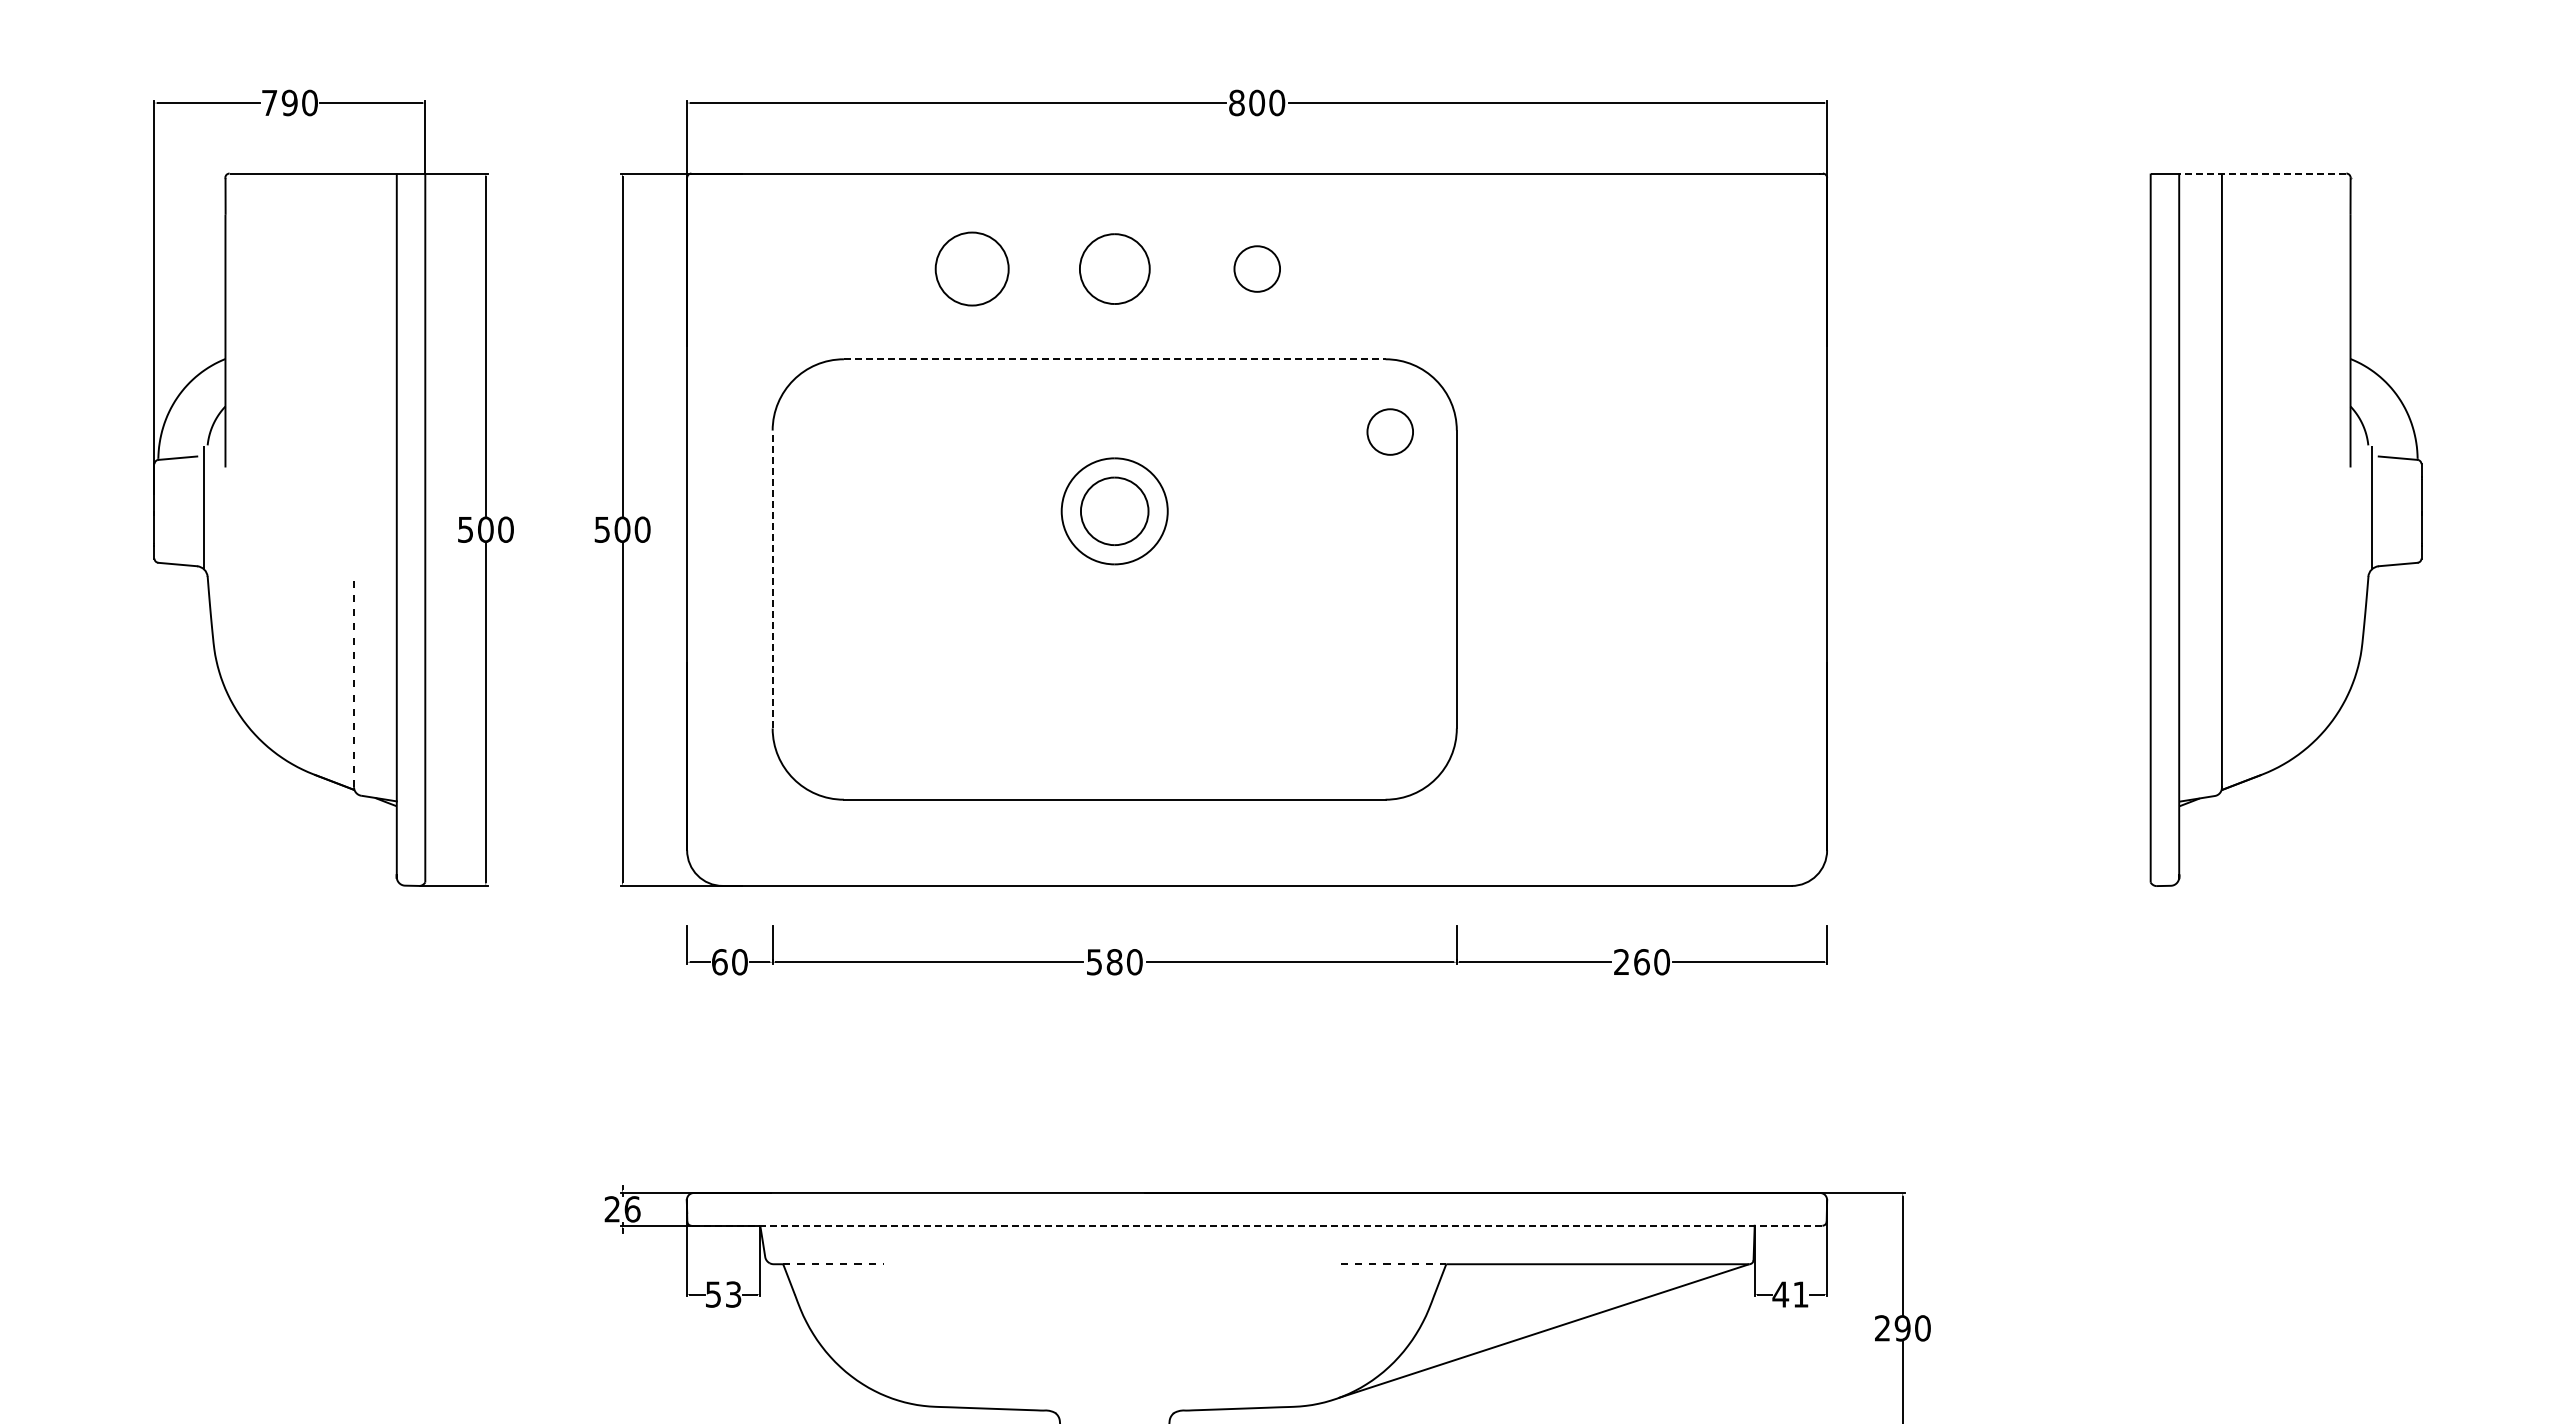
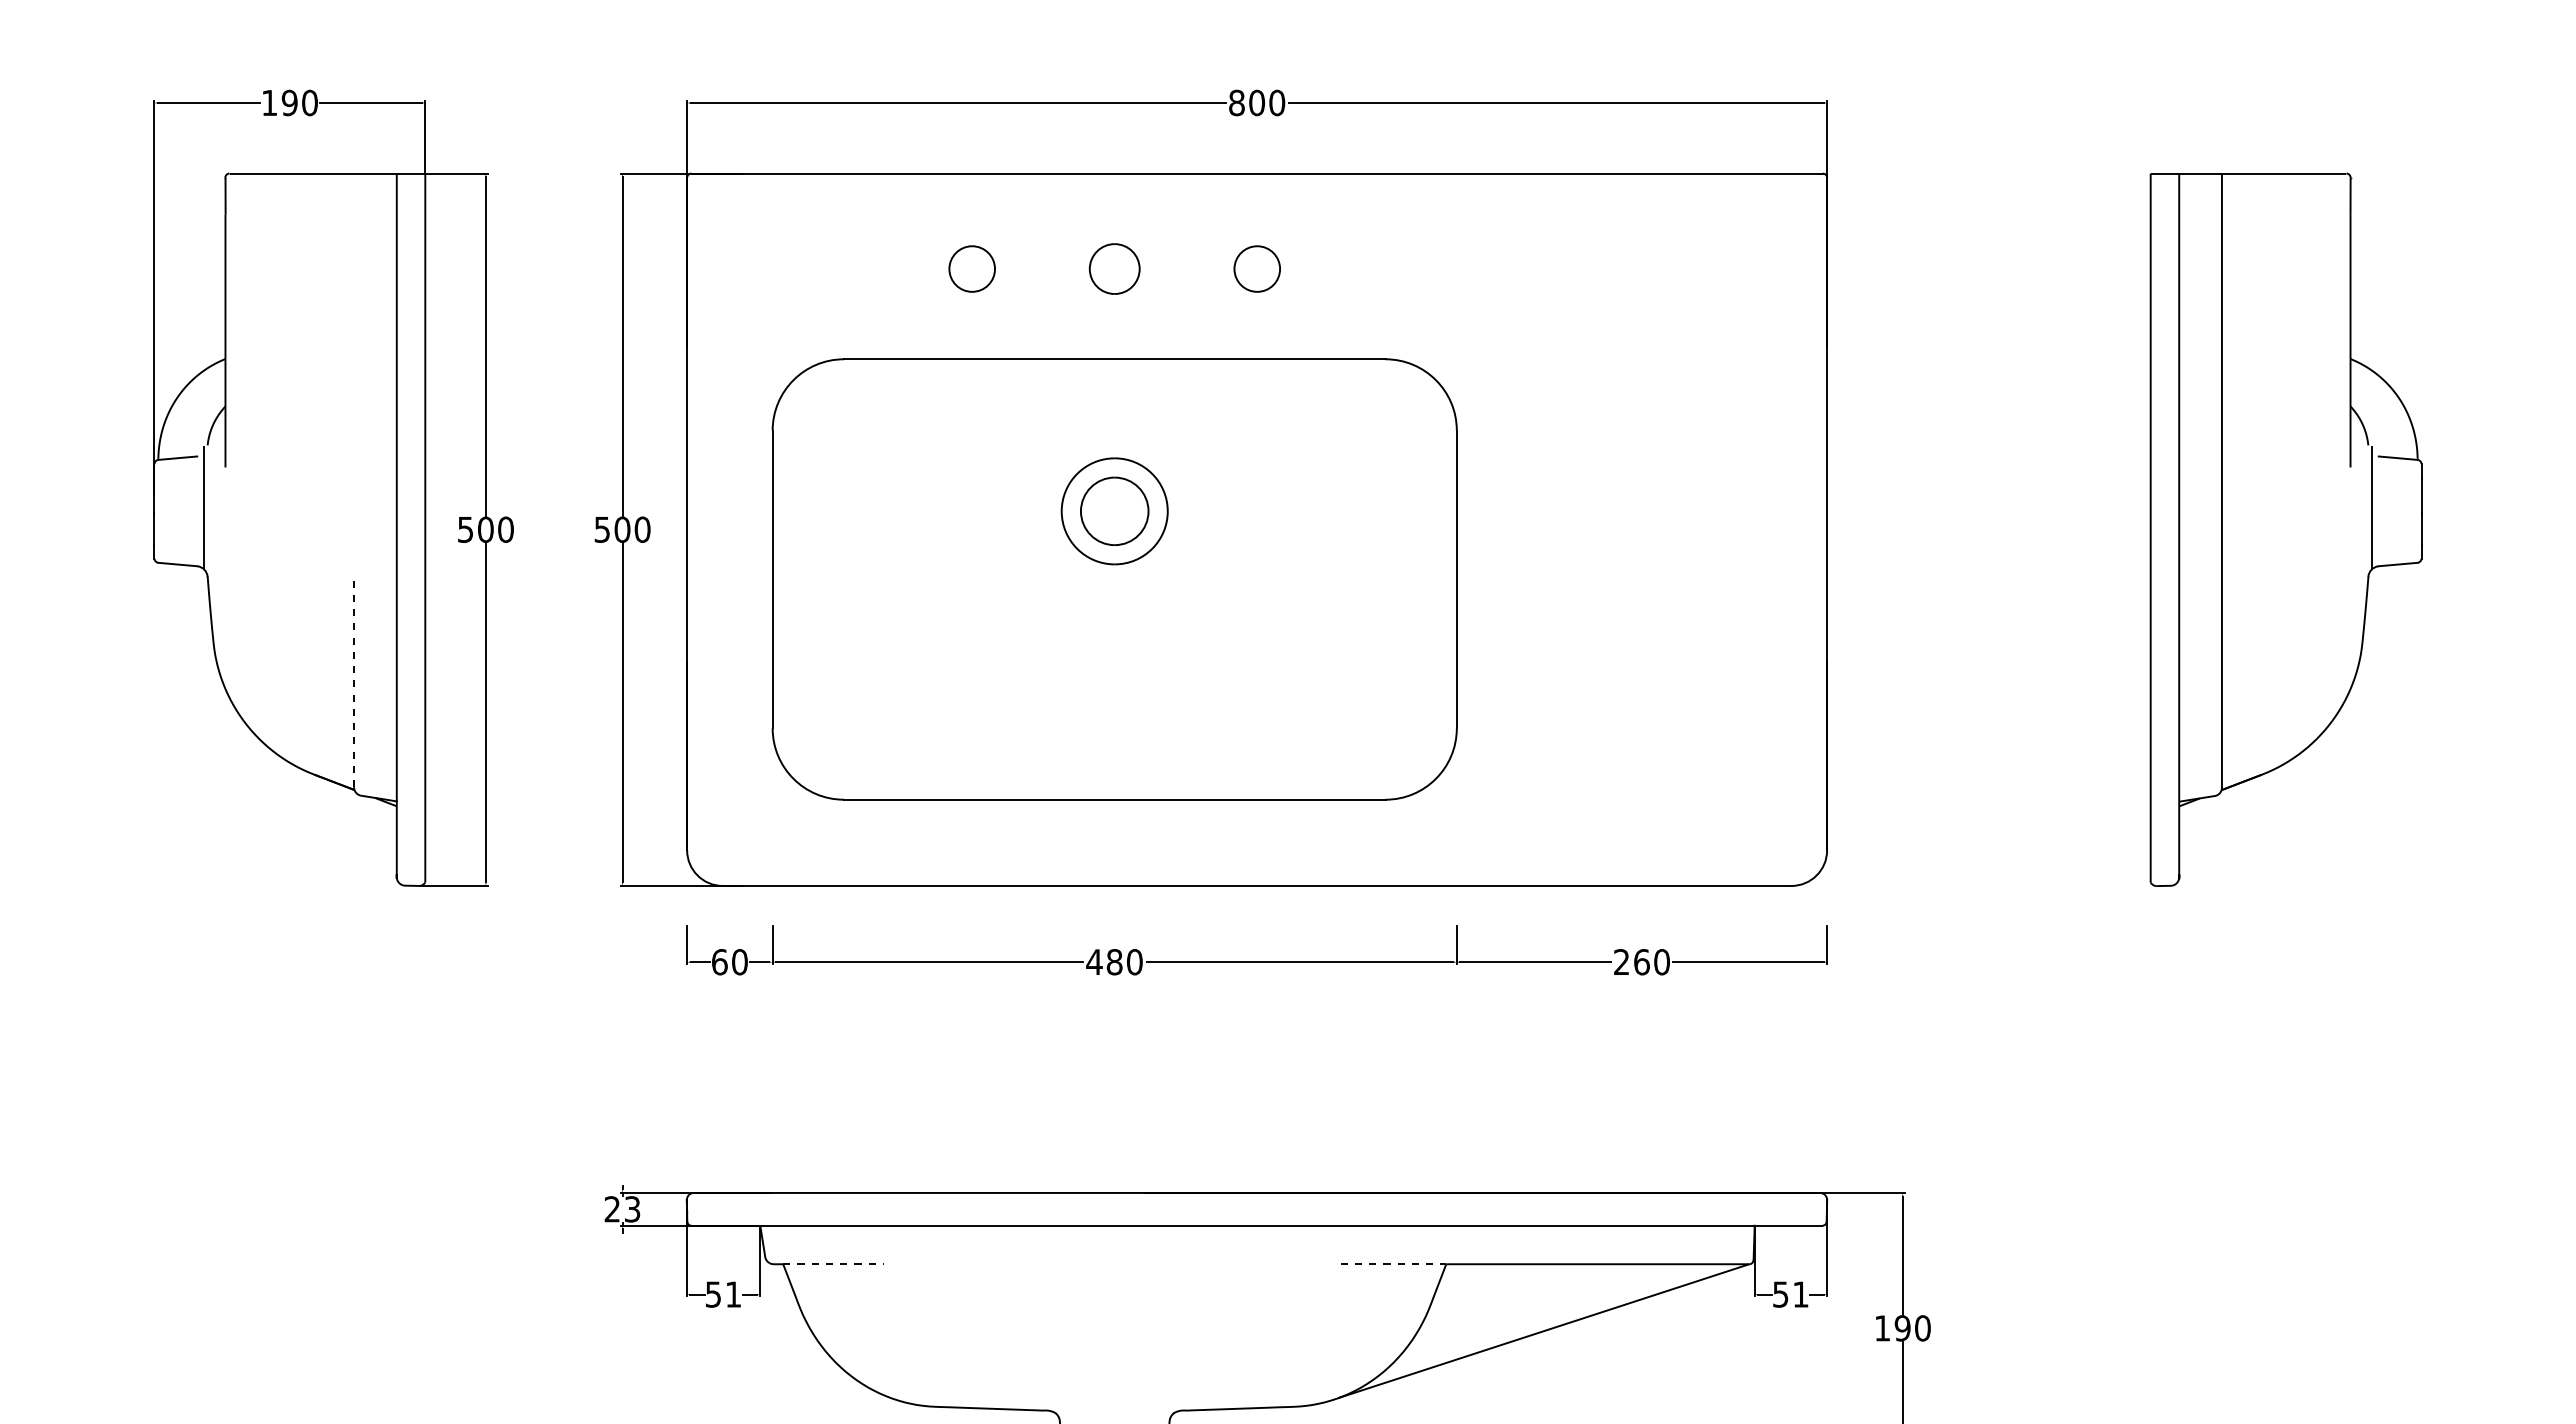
text: 790 -> 190 (269, 102)
line: dashed -> solid (2262, 173)
circle diameter: 73 px -> 46 px (972, 268)
part size: 72x72 px -> 53x52 px (1114, 268)
line: dashed -> solid (1114, 359)
circle: present -> none (1389, 431)
line: dashed -> solid (772, 579)
text: 580 -> 480 (1094, 962)
text: 26 -> 23 (632, 1209)
line: dashed -> solid (1257, 1225)
text: 53 -> 51 (733, 1294)
text: 41 -> 51 (1780, 1294)
text: 290 -> 190 (1882, 1328)
